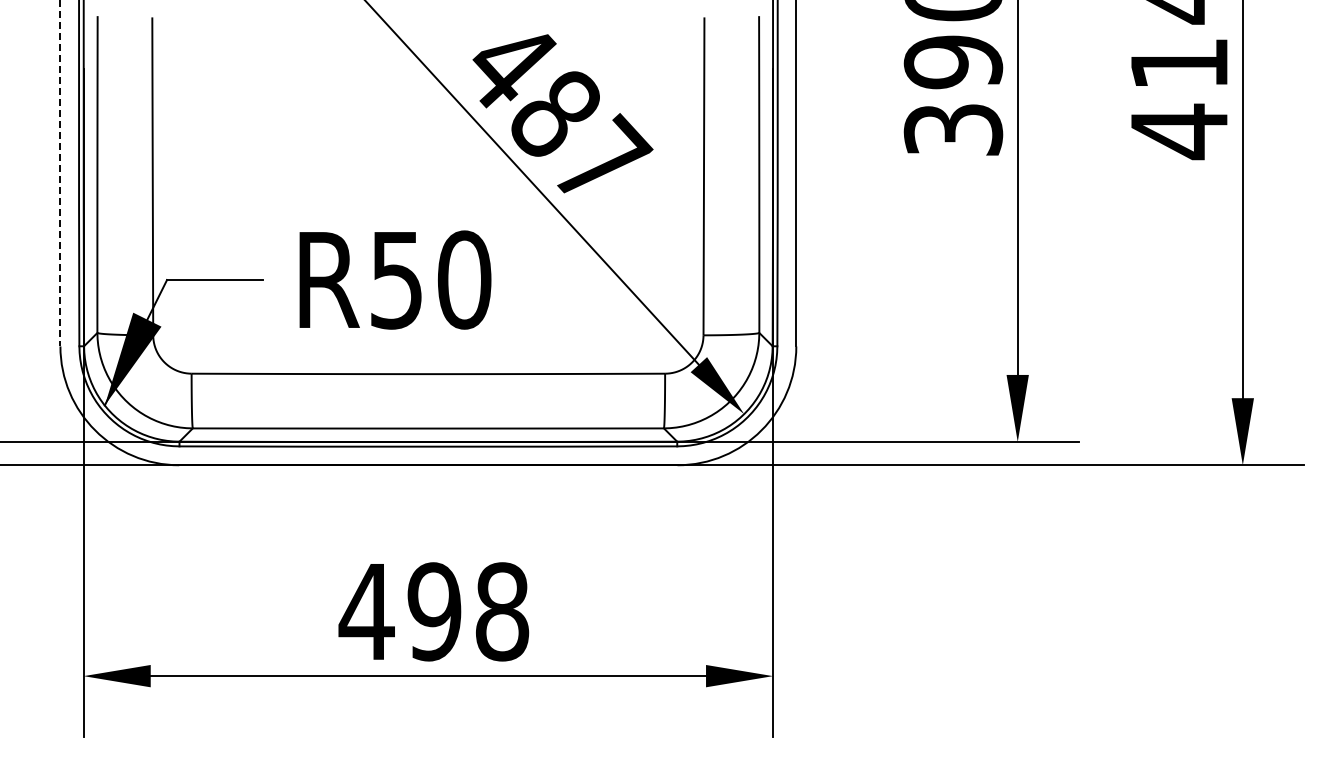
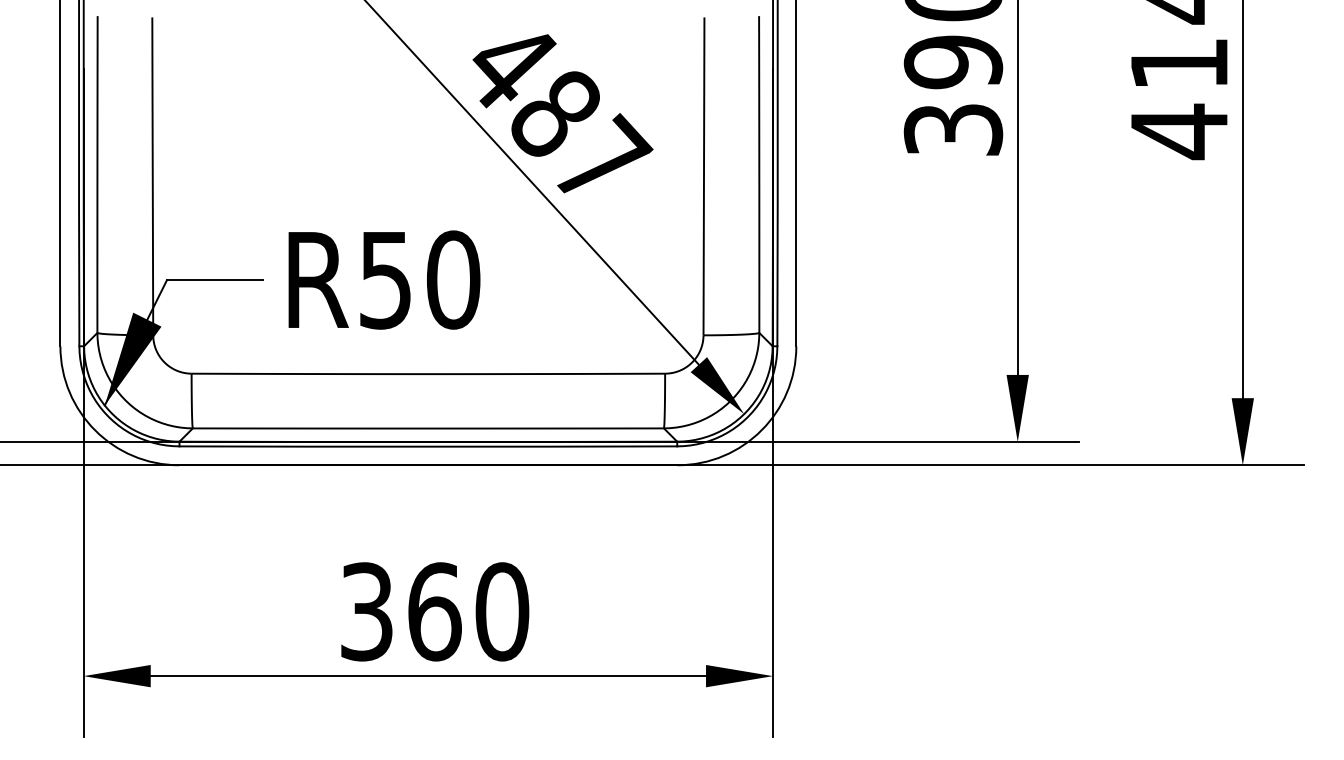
line: dashed -> solid (60, 173)
text position: (395, 279) -> (384, 279) (384, 279)
text: 498 -> 360 (433, 611)
